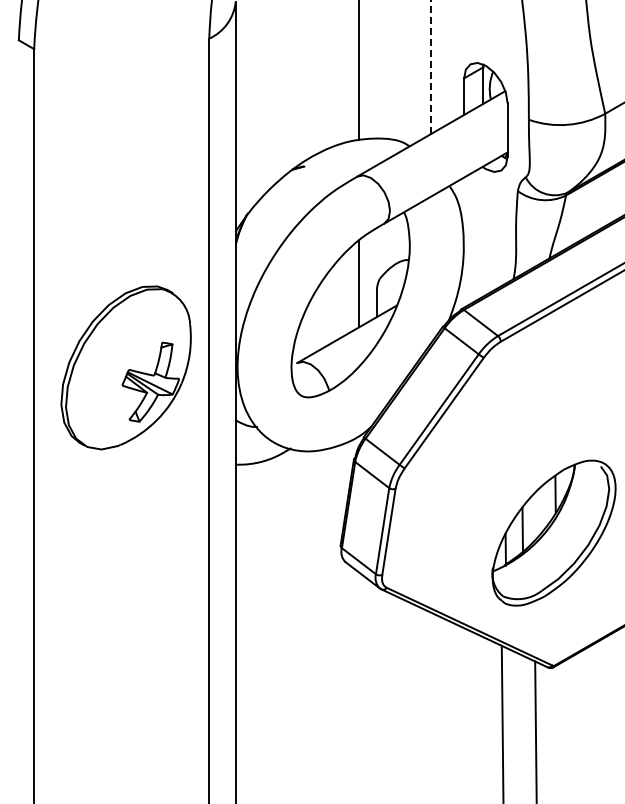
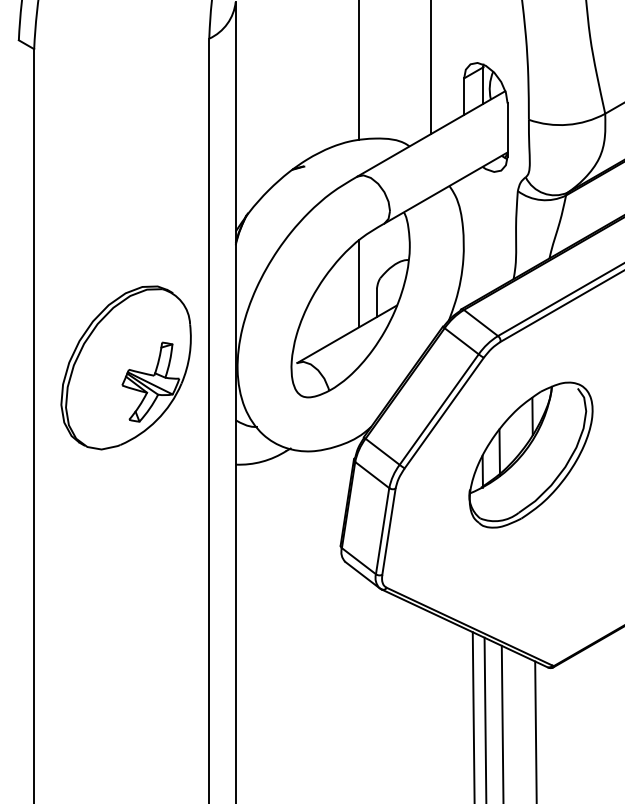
line: dashed -> solid (430, 67)
part position: (553, 532) -> (530, 454) (530, 454)
line: none -> present (473, 716)
line: none -> present (485, 718)
